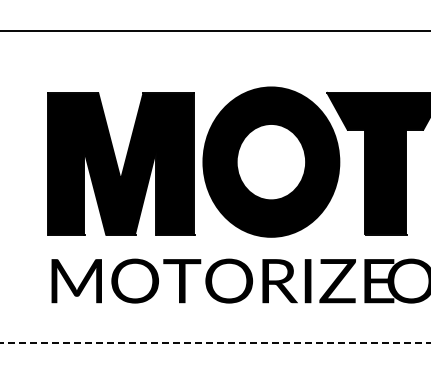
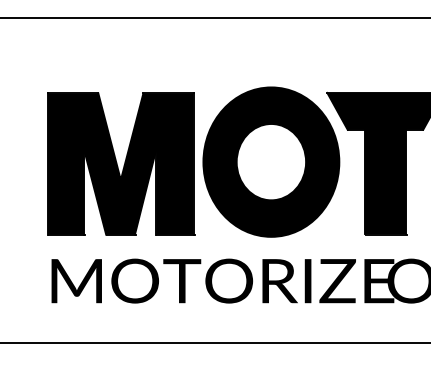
line position: (214, 31) -> (214, 18) (214, 18)
line: dashed -> solid (215, 343)
